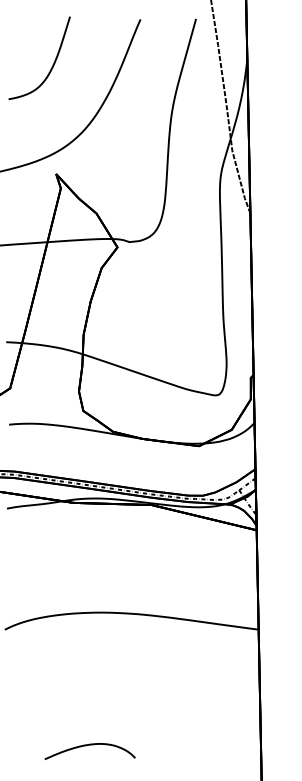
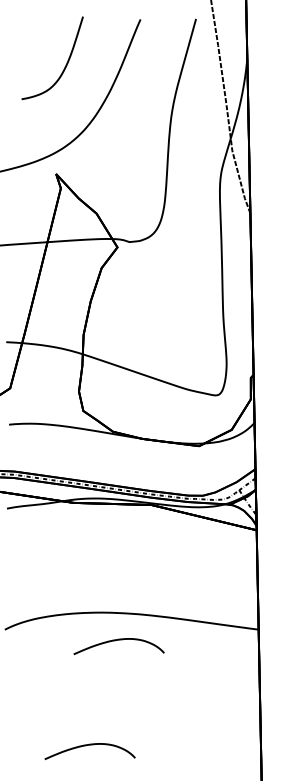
curve position: (52, 64) -> (65, 64) (65, 64)
curve: none -> present (115, 641)
